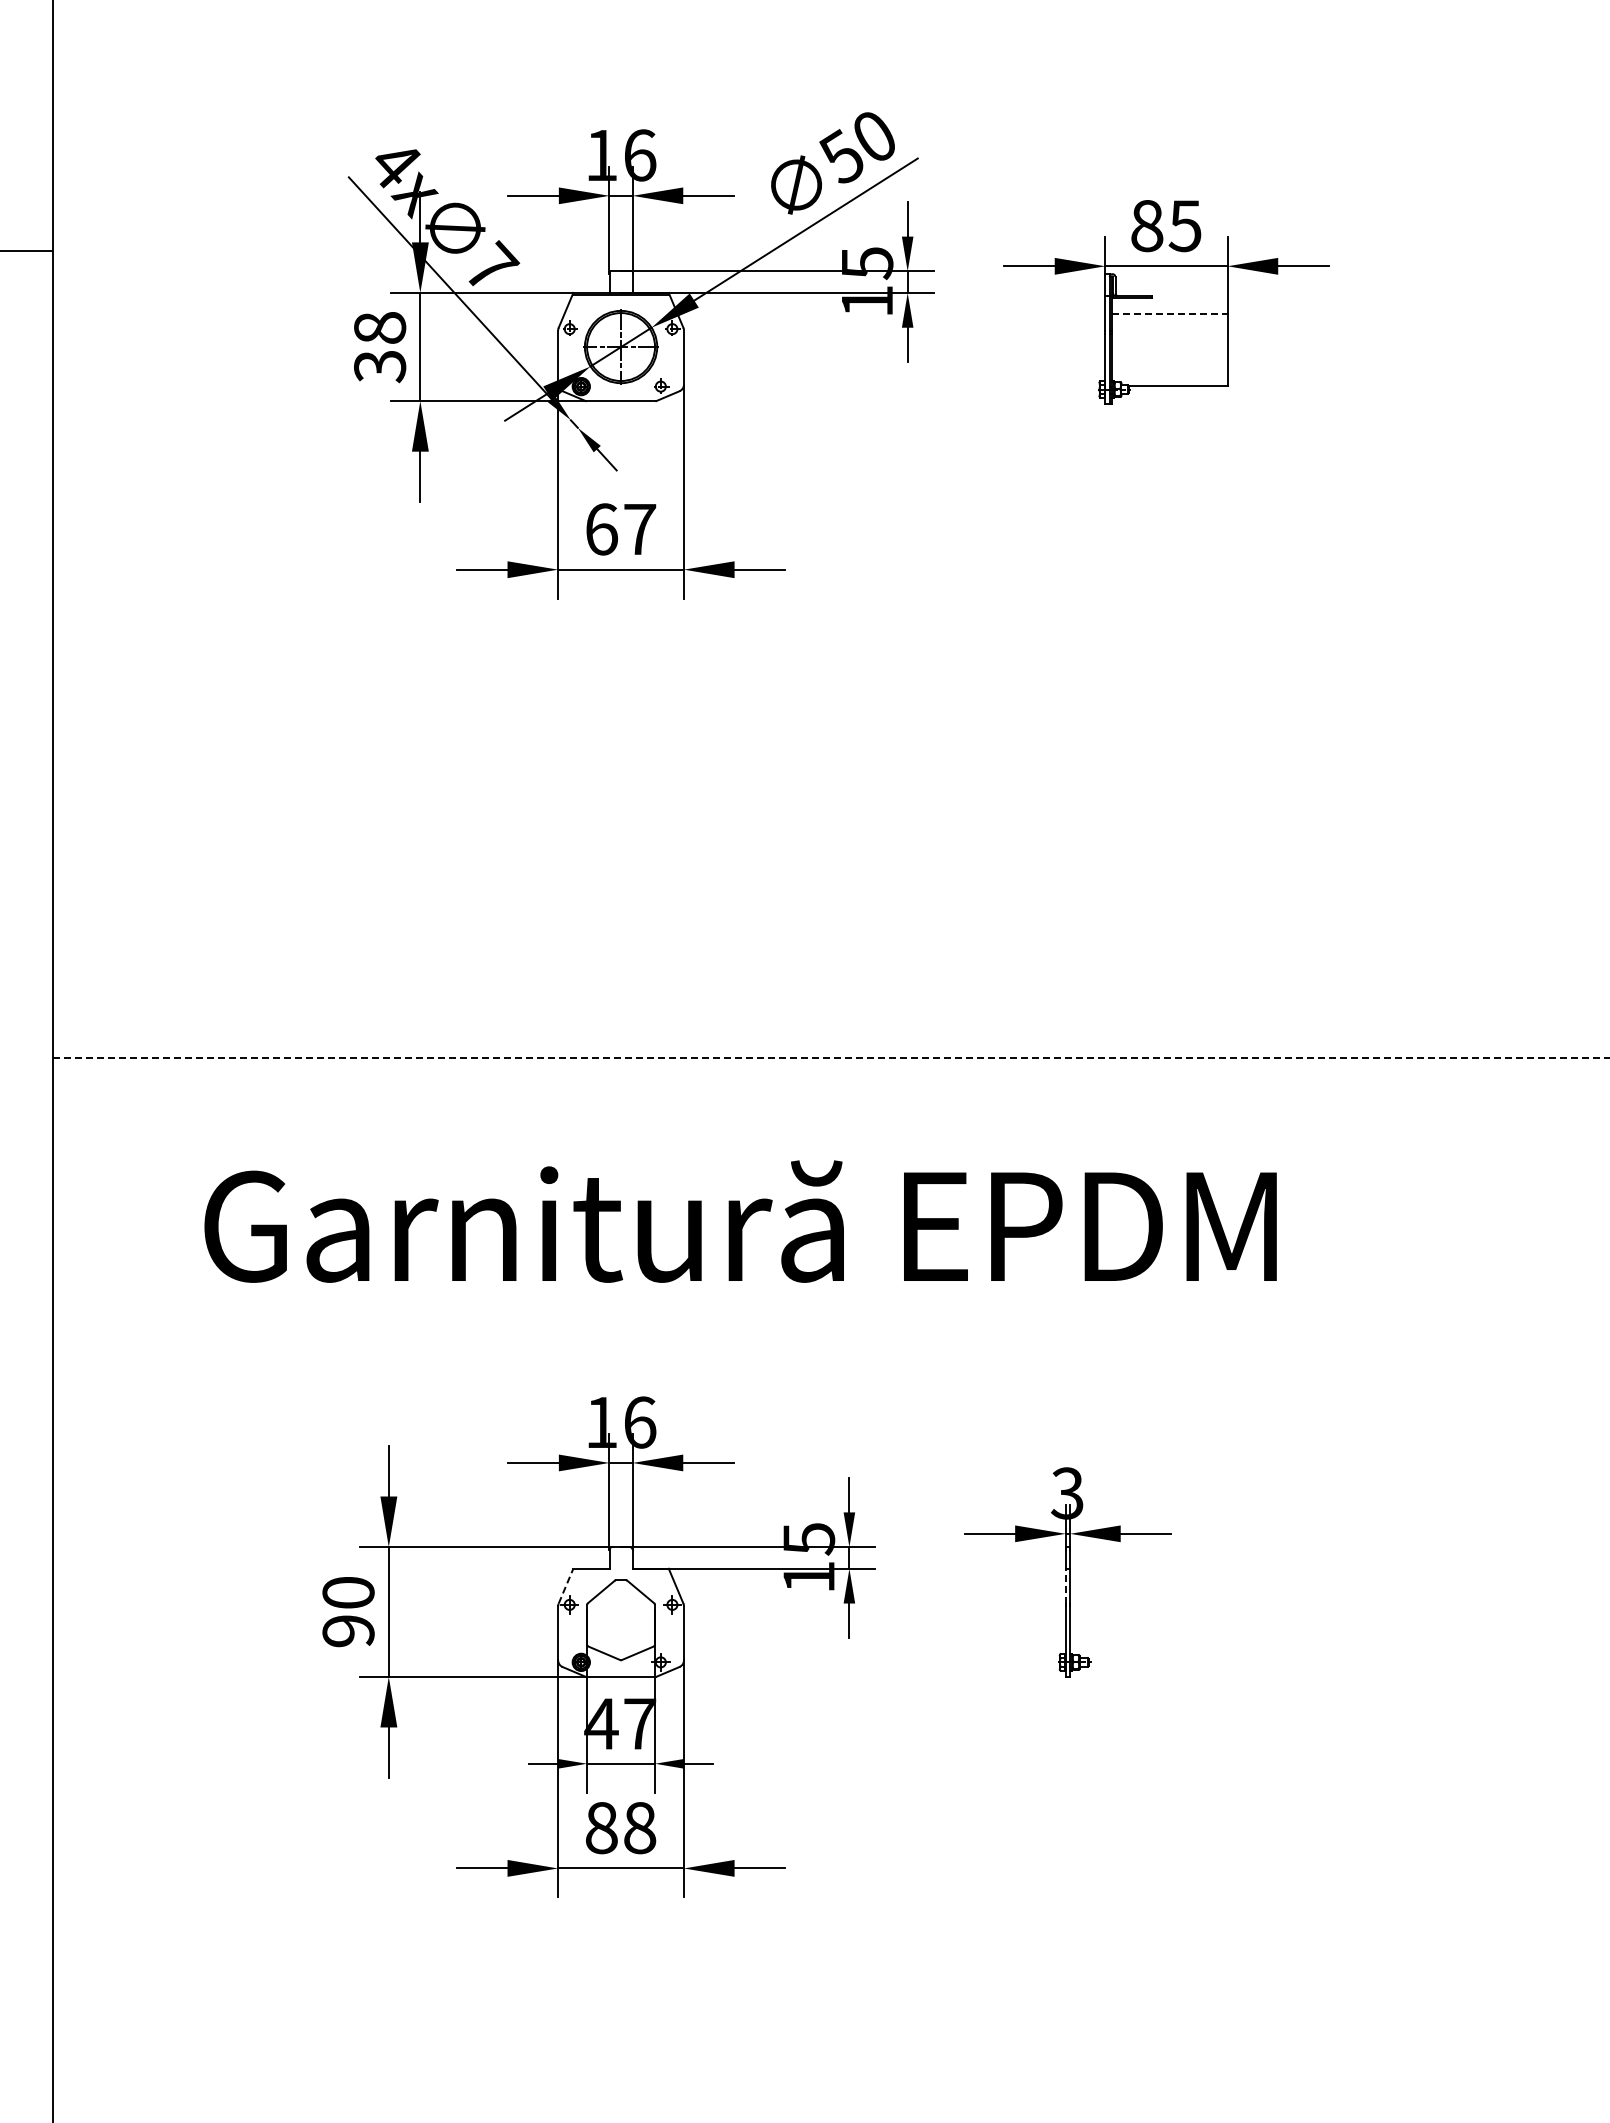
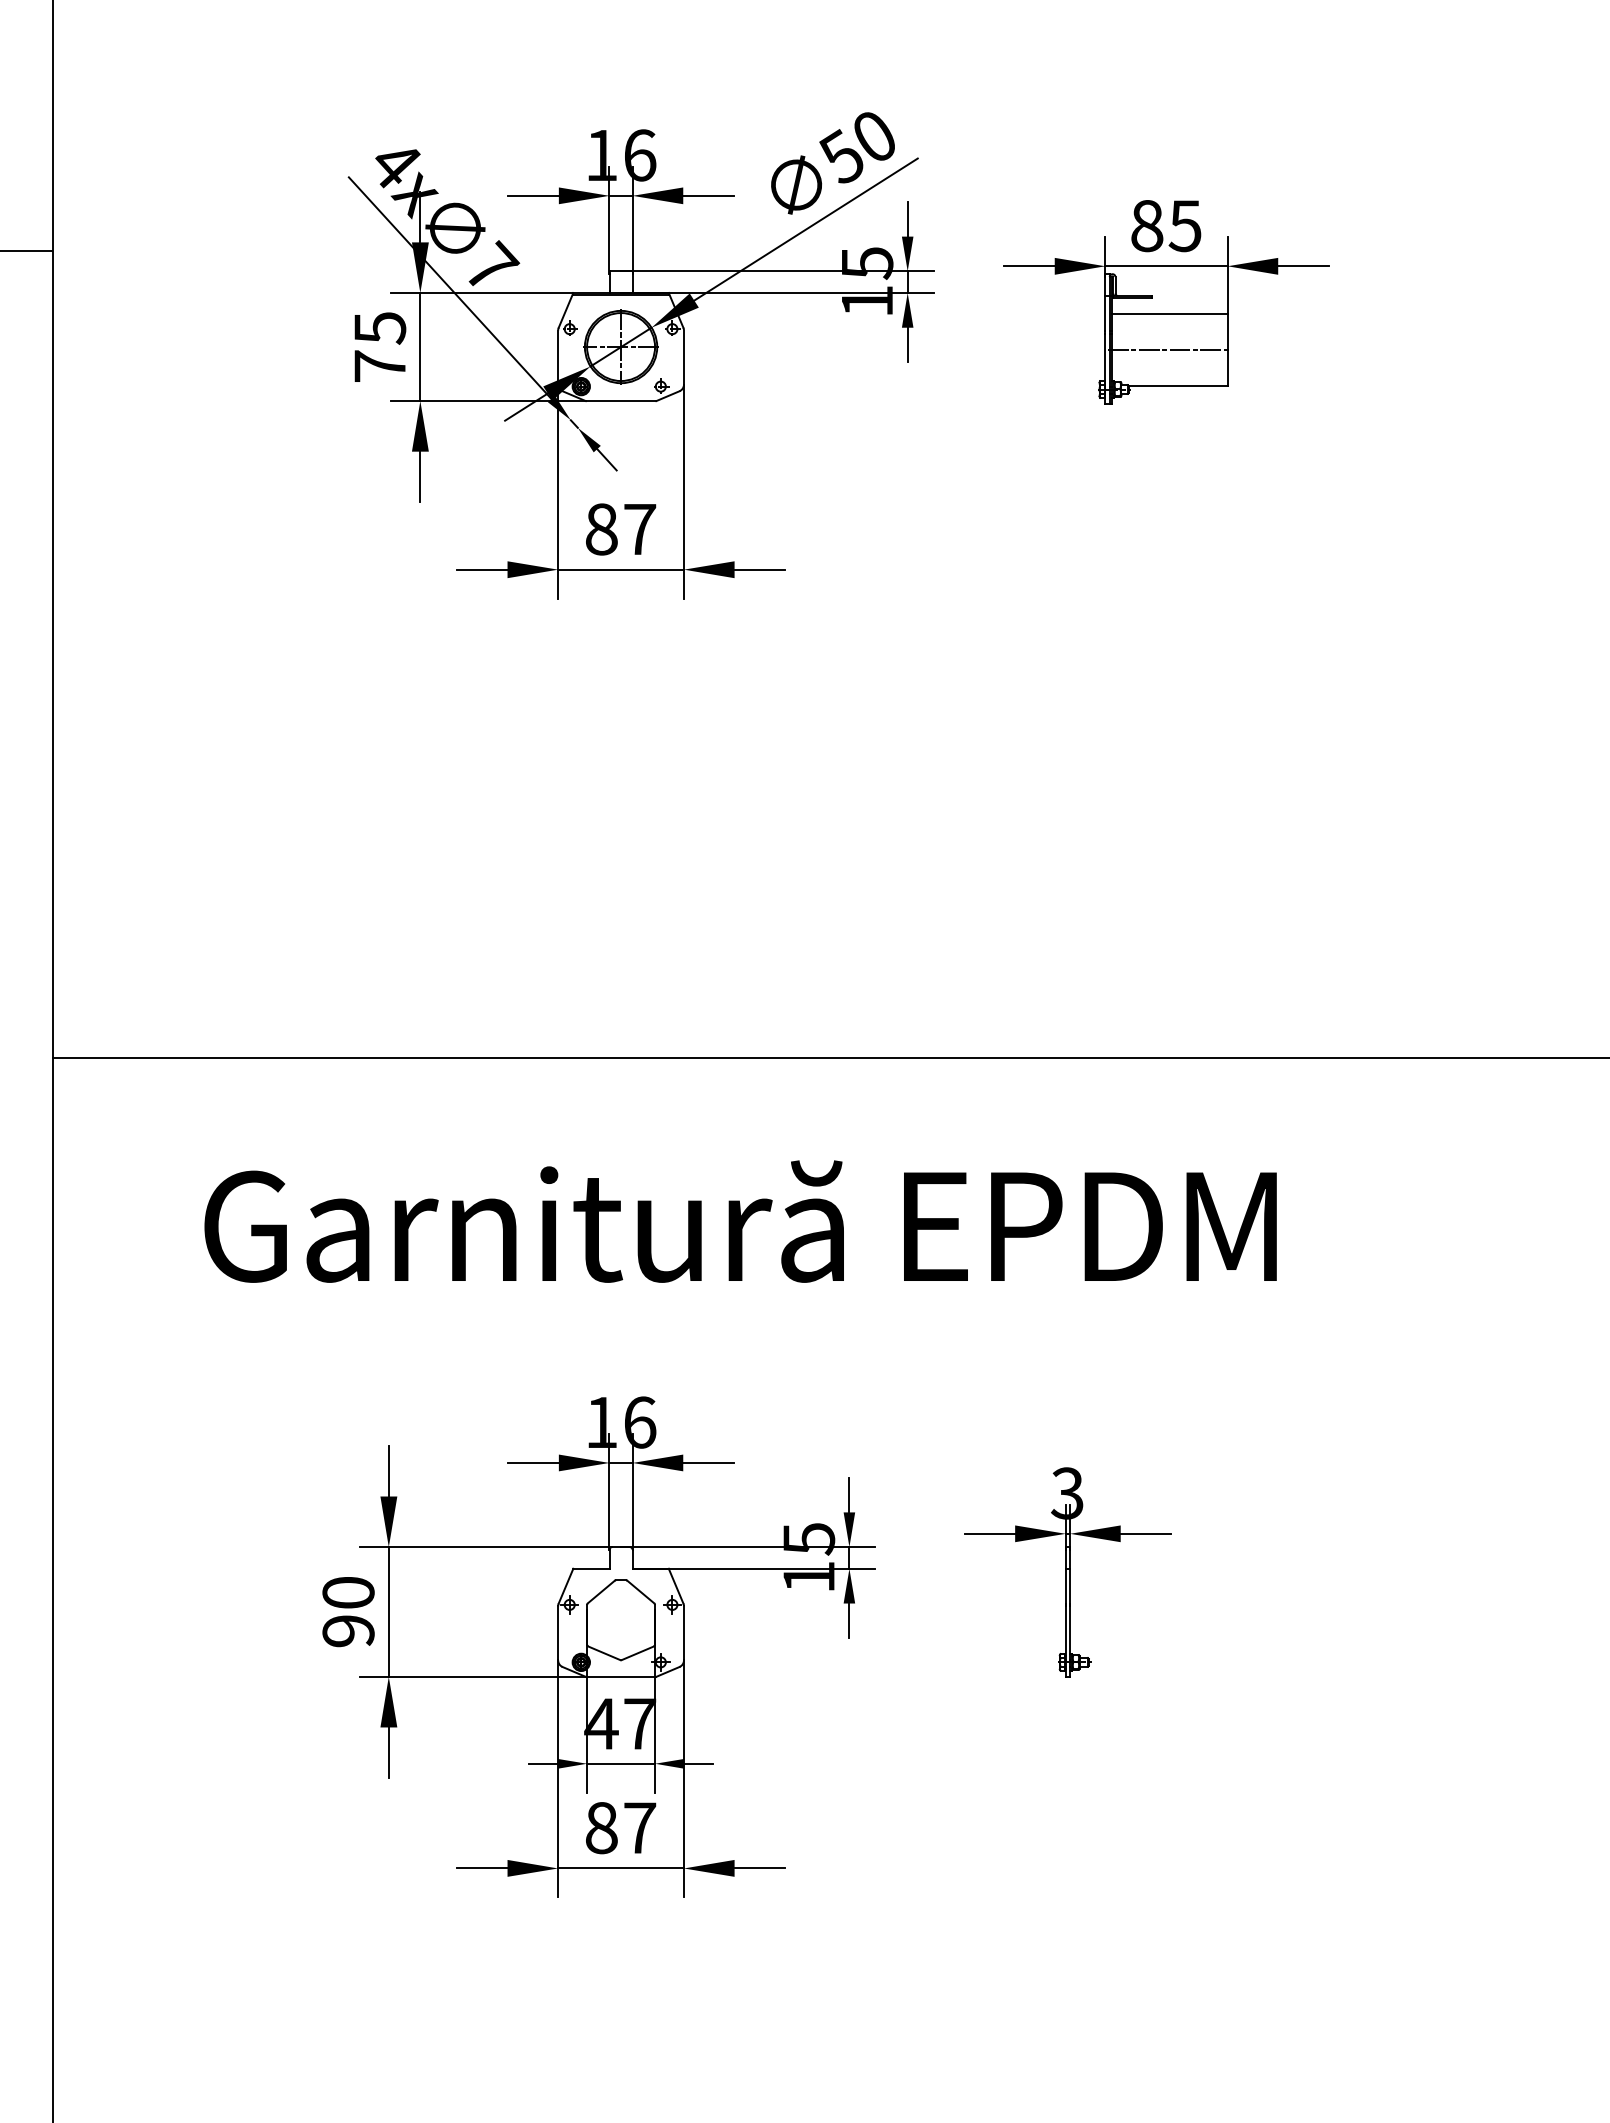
line: dashed -> solid (1169, 313)
text: 38 -> 75 (380, 347)
line: none -> present (1169, 349)
text: 67 -> 87 (601, 529)
line: dashed -> solid (831, 1057)
line: dashed -> solid (1065, 1585)
line: dashed -> solid (566, 1586)
text: 88 -> 87 (640, 1828)
